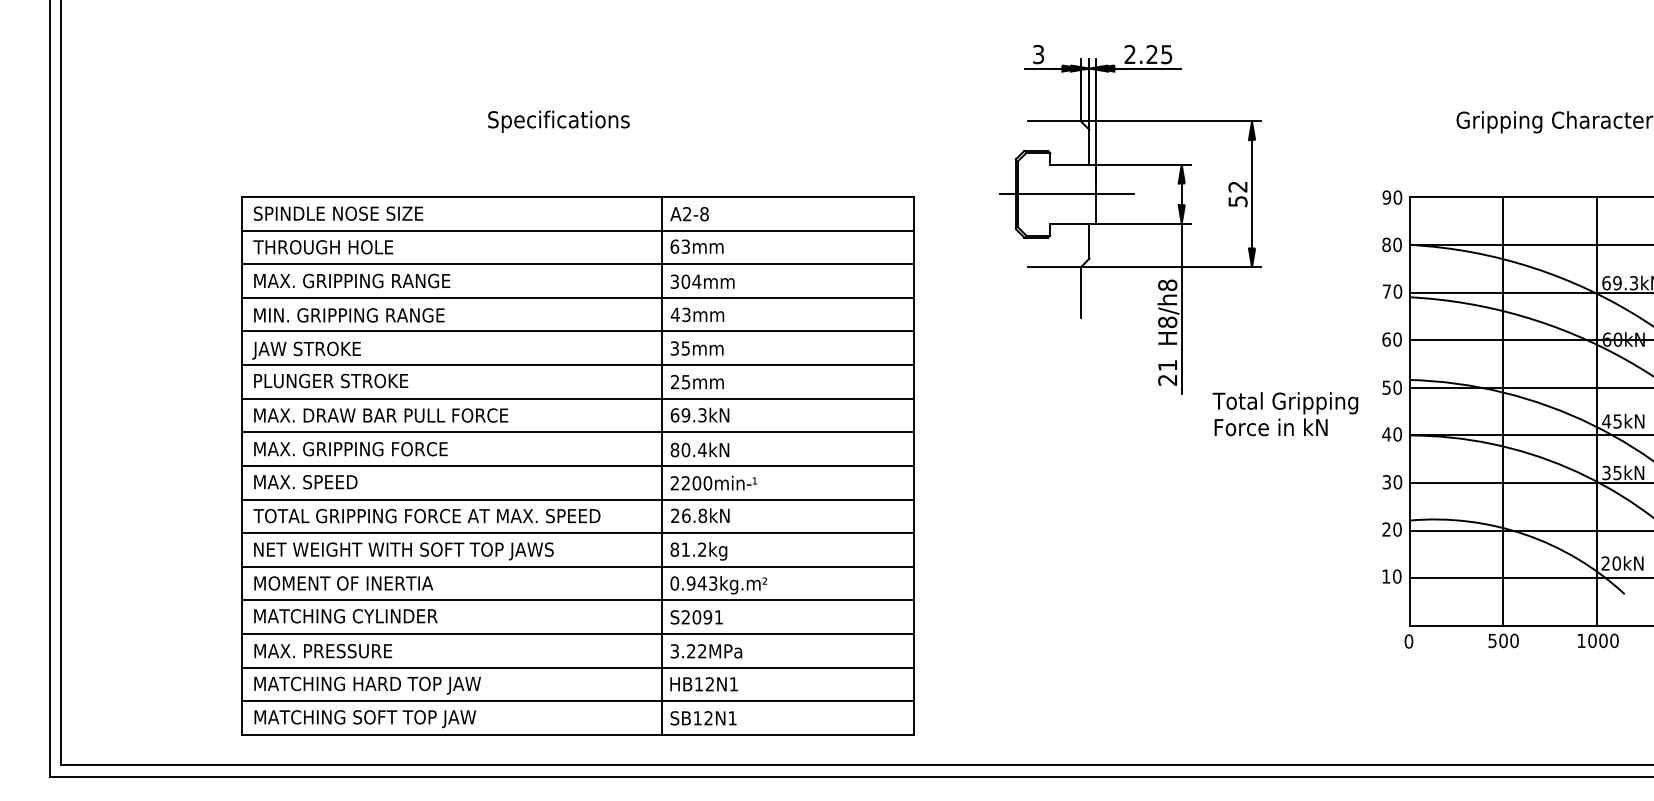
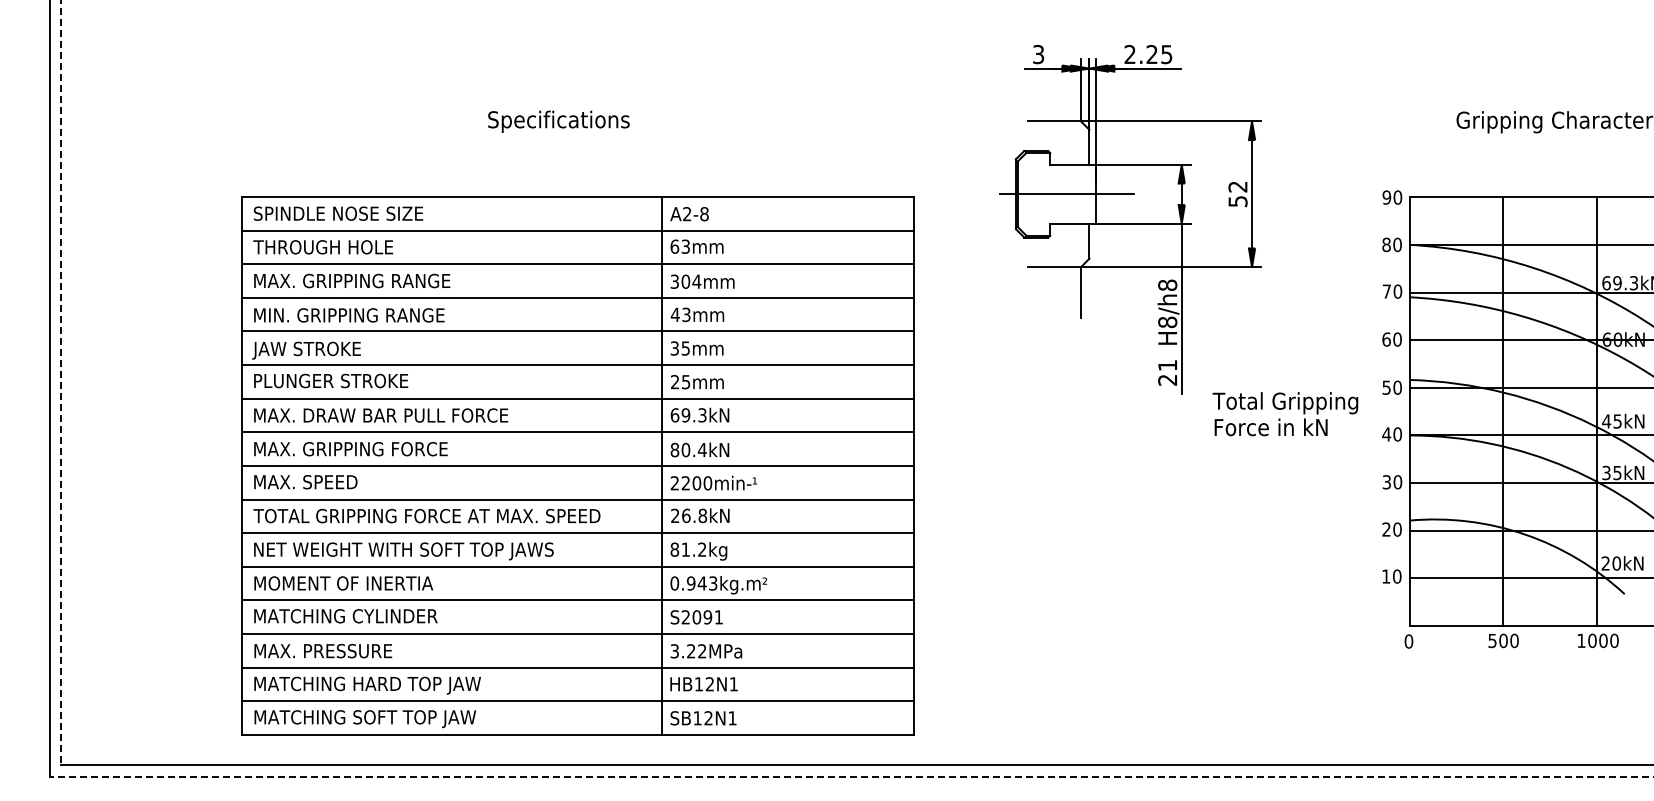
line: solid -> dashed (61, 383)
line: solid -> dashed (851, 776)
